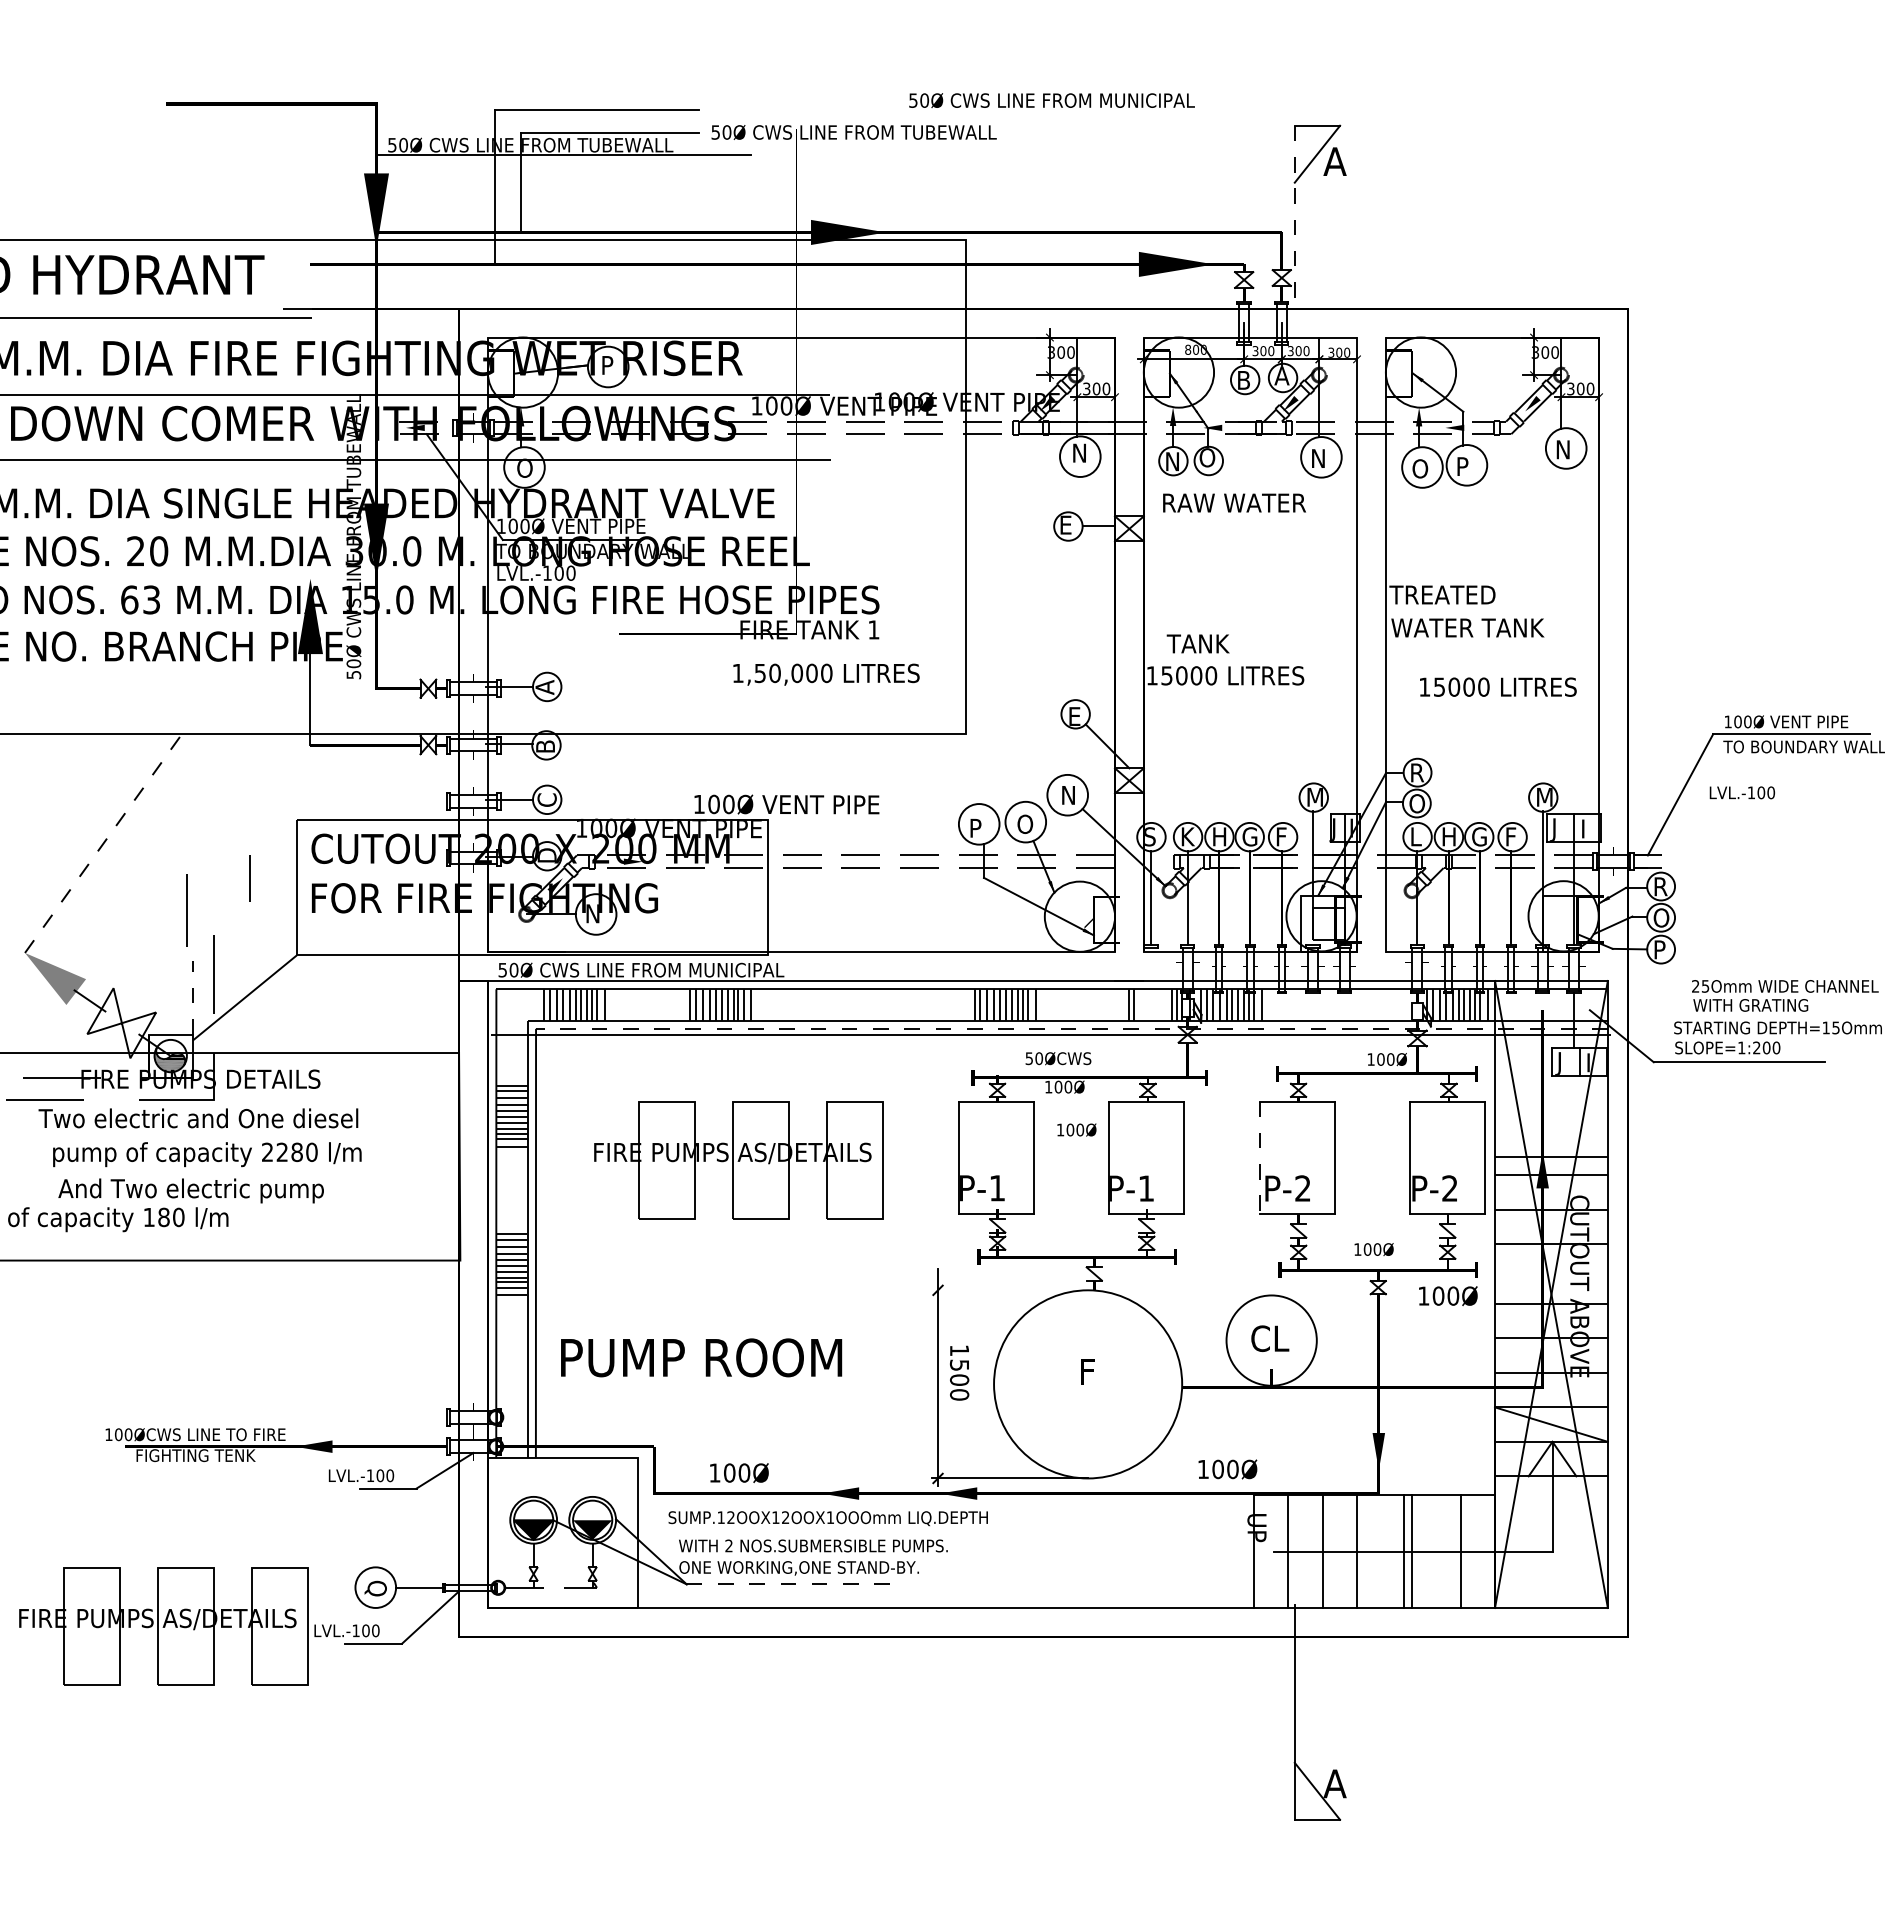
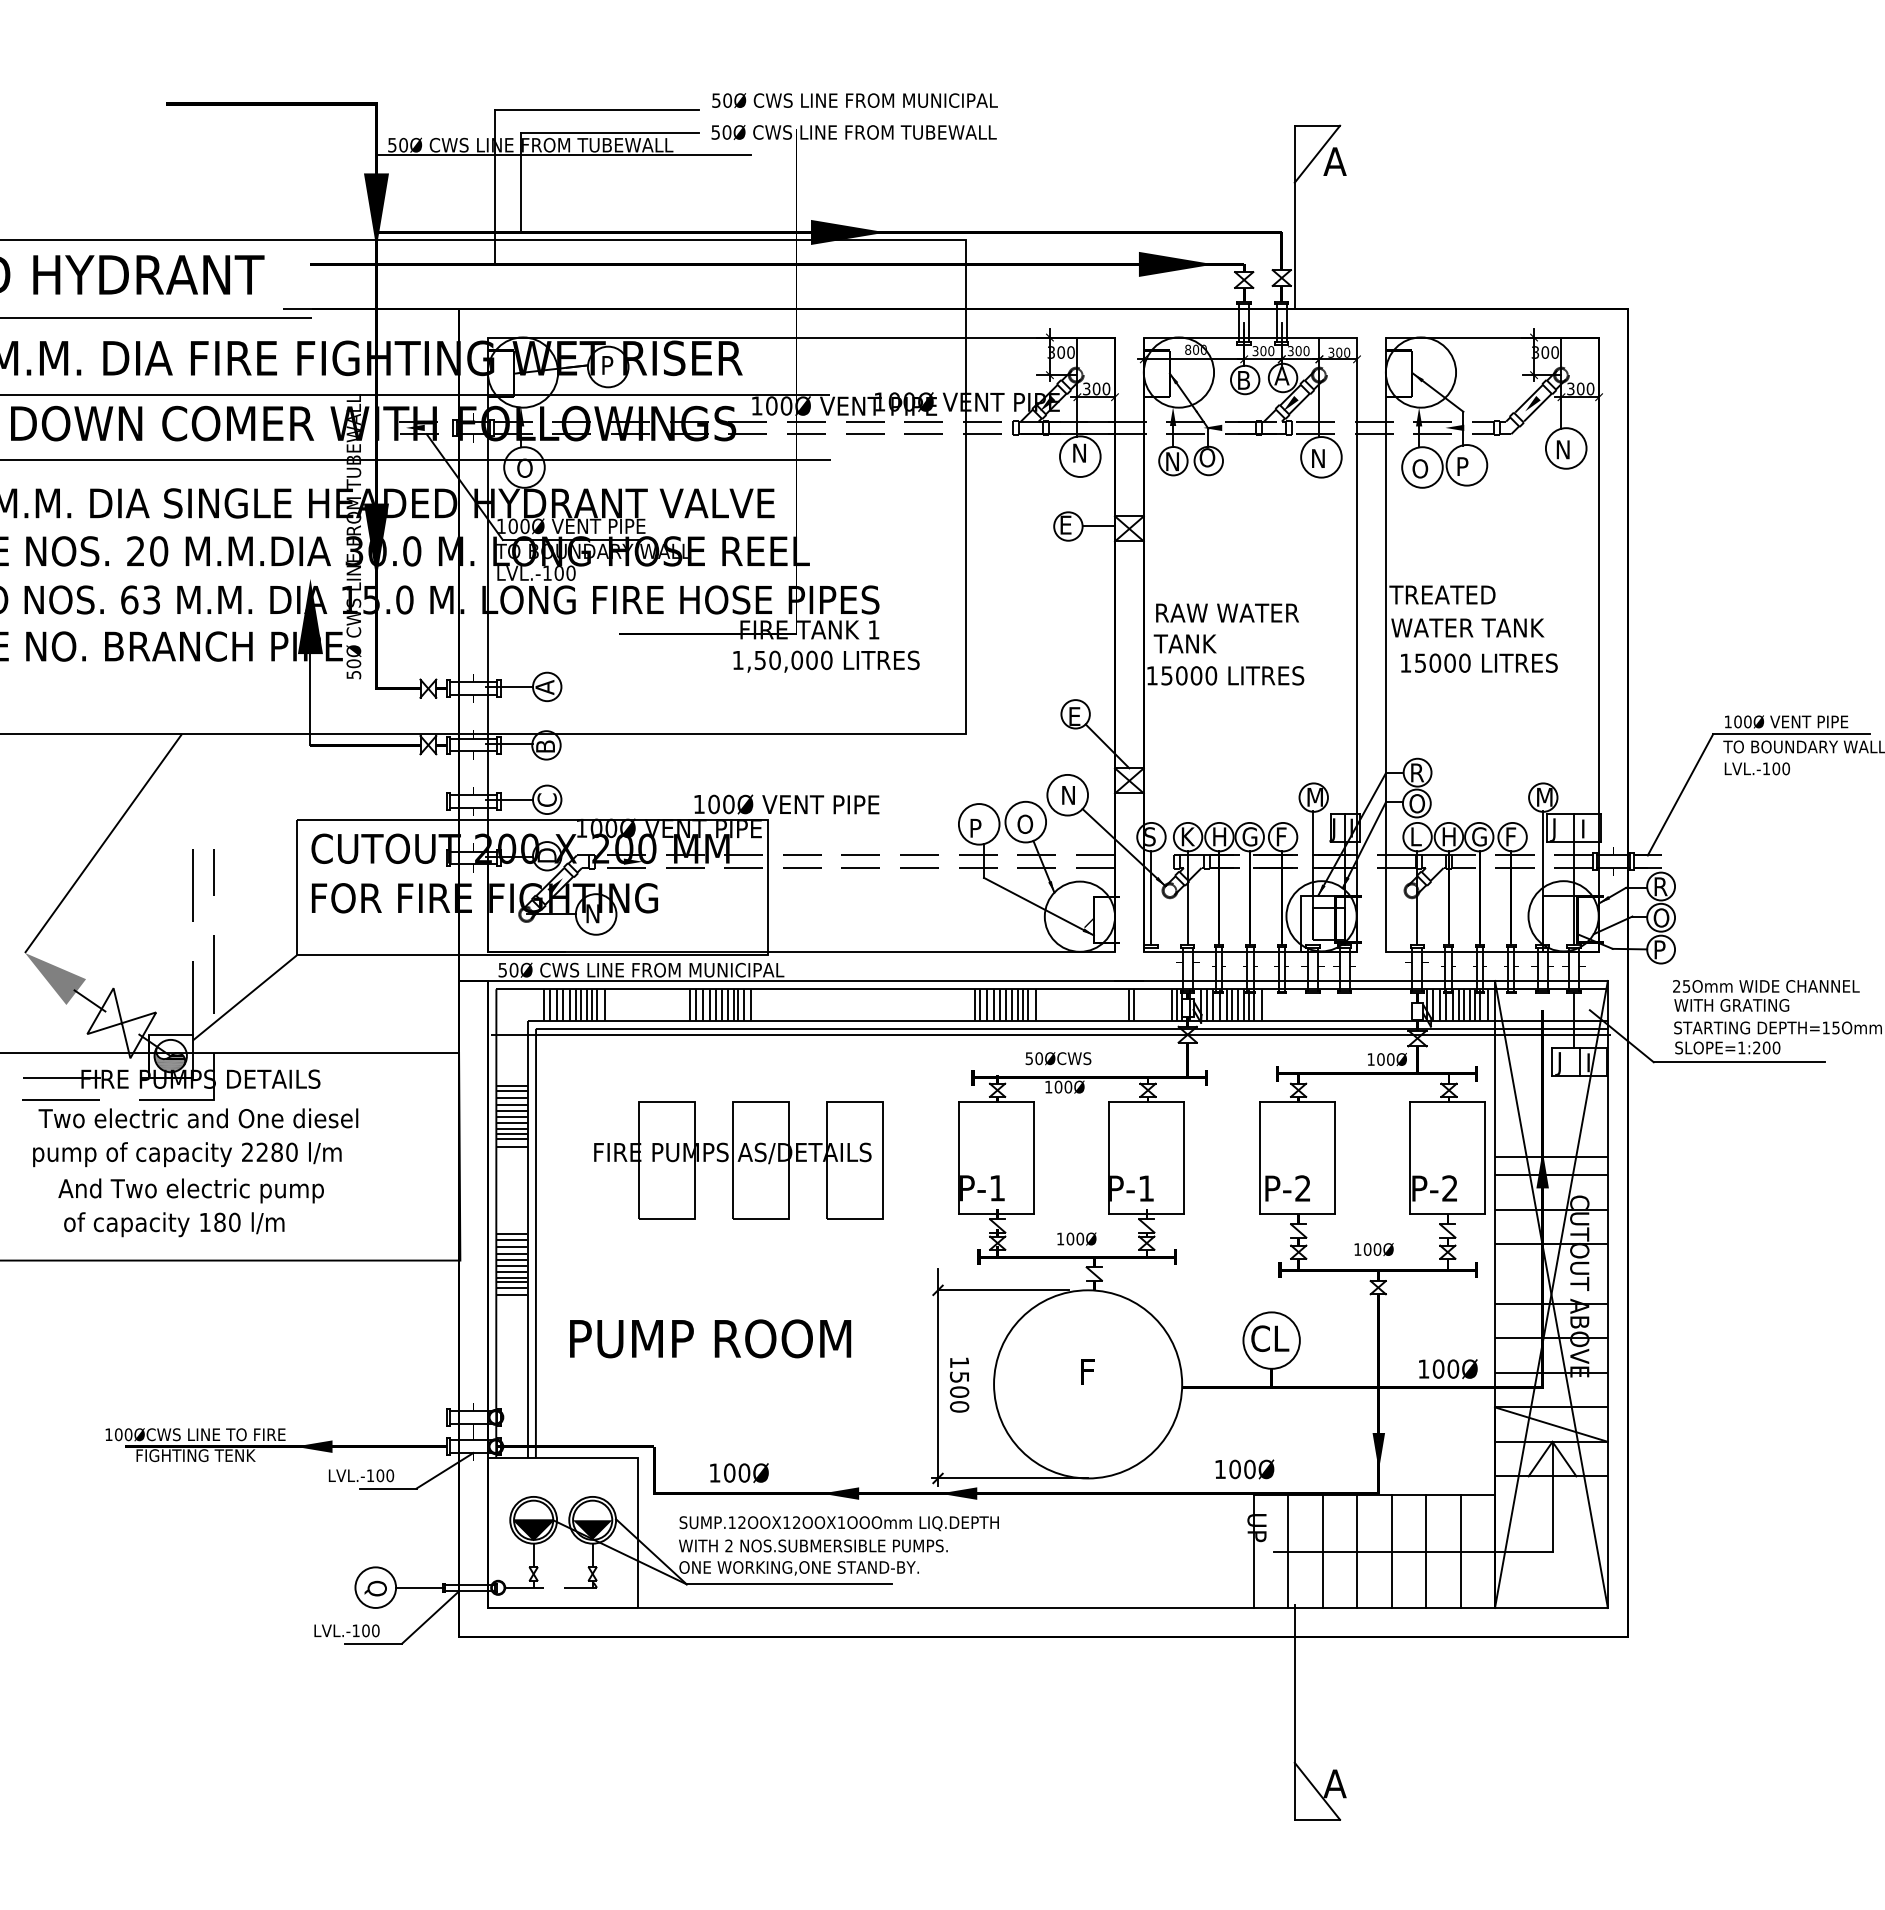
text position: (1051, 100) -> (854, 100) (854, 100)
line: dashed -> solid (1294, 217)
text position: (1234, 502) -> (1227, 612) (1227, 612)
text position: (1197, 643) -> (1184, 643) (1184, 643)
text position: (826, 674) -> (826, 661) (826, 661)
text position: (1498, 686) -> (1479, 662) (1479, 662)
text position: (1741, 792) -> (1756, 768) (1756, 768)
line: dashed -> solid (103, 843)
line position: (249, 878) -> (213, 872) (213, 872)
line position: (186, 910) -> (192, 885) (192, 885)
text position: (1785, 995) -> (1766, 995) (1766, 995)
line: dashed -> solid (192, 997)
line: dashed -> solid (1071, 1028)
line position: (44, 1099) -> (60, 1099) (60, 1099)
text position: (1076, 1129) -> (1076, 1238) (1076, 1238)
text position: (207, 1154) -> (187, 1154) (187, 1154)
line: dashed -> solid (1259, 1158)
text position: (118, 1219) -> (174, 1224) (174, 1224)
line: none -> present (1003, 1290)
text position: (1448, 1295) -> (1448, 1368) (1448, 1368)
circle diameter: 90 px -> 56 px (1271, 1340)
text position: (701, 1357) -> (710, 1338) (710, 1338)
text position: (959, 1372) -> (959, 1384) (959, 1384)
text position: (1227, 1469) -> (1244, 1469) (1244, 1469)
text position: (827, 1518) -> (838, 1523) (838, 1523)
line position: (1403, 1551) -> (1391, 1551) (1391, 1551)
line position: (1412, 1551) -> (1426, 1551) (1426, 1551)
line: dashed -> solid (789, 1584)
part: present -> none (163, 1626)
